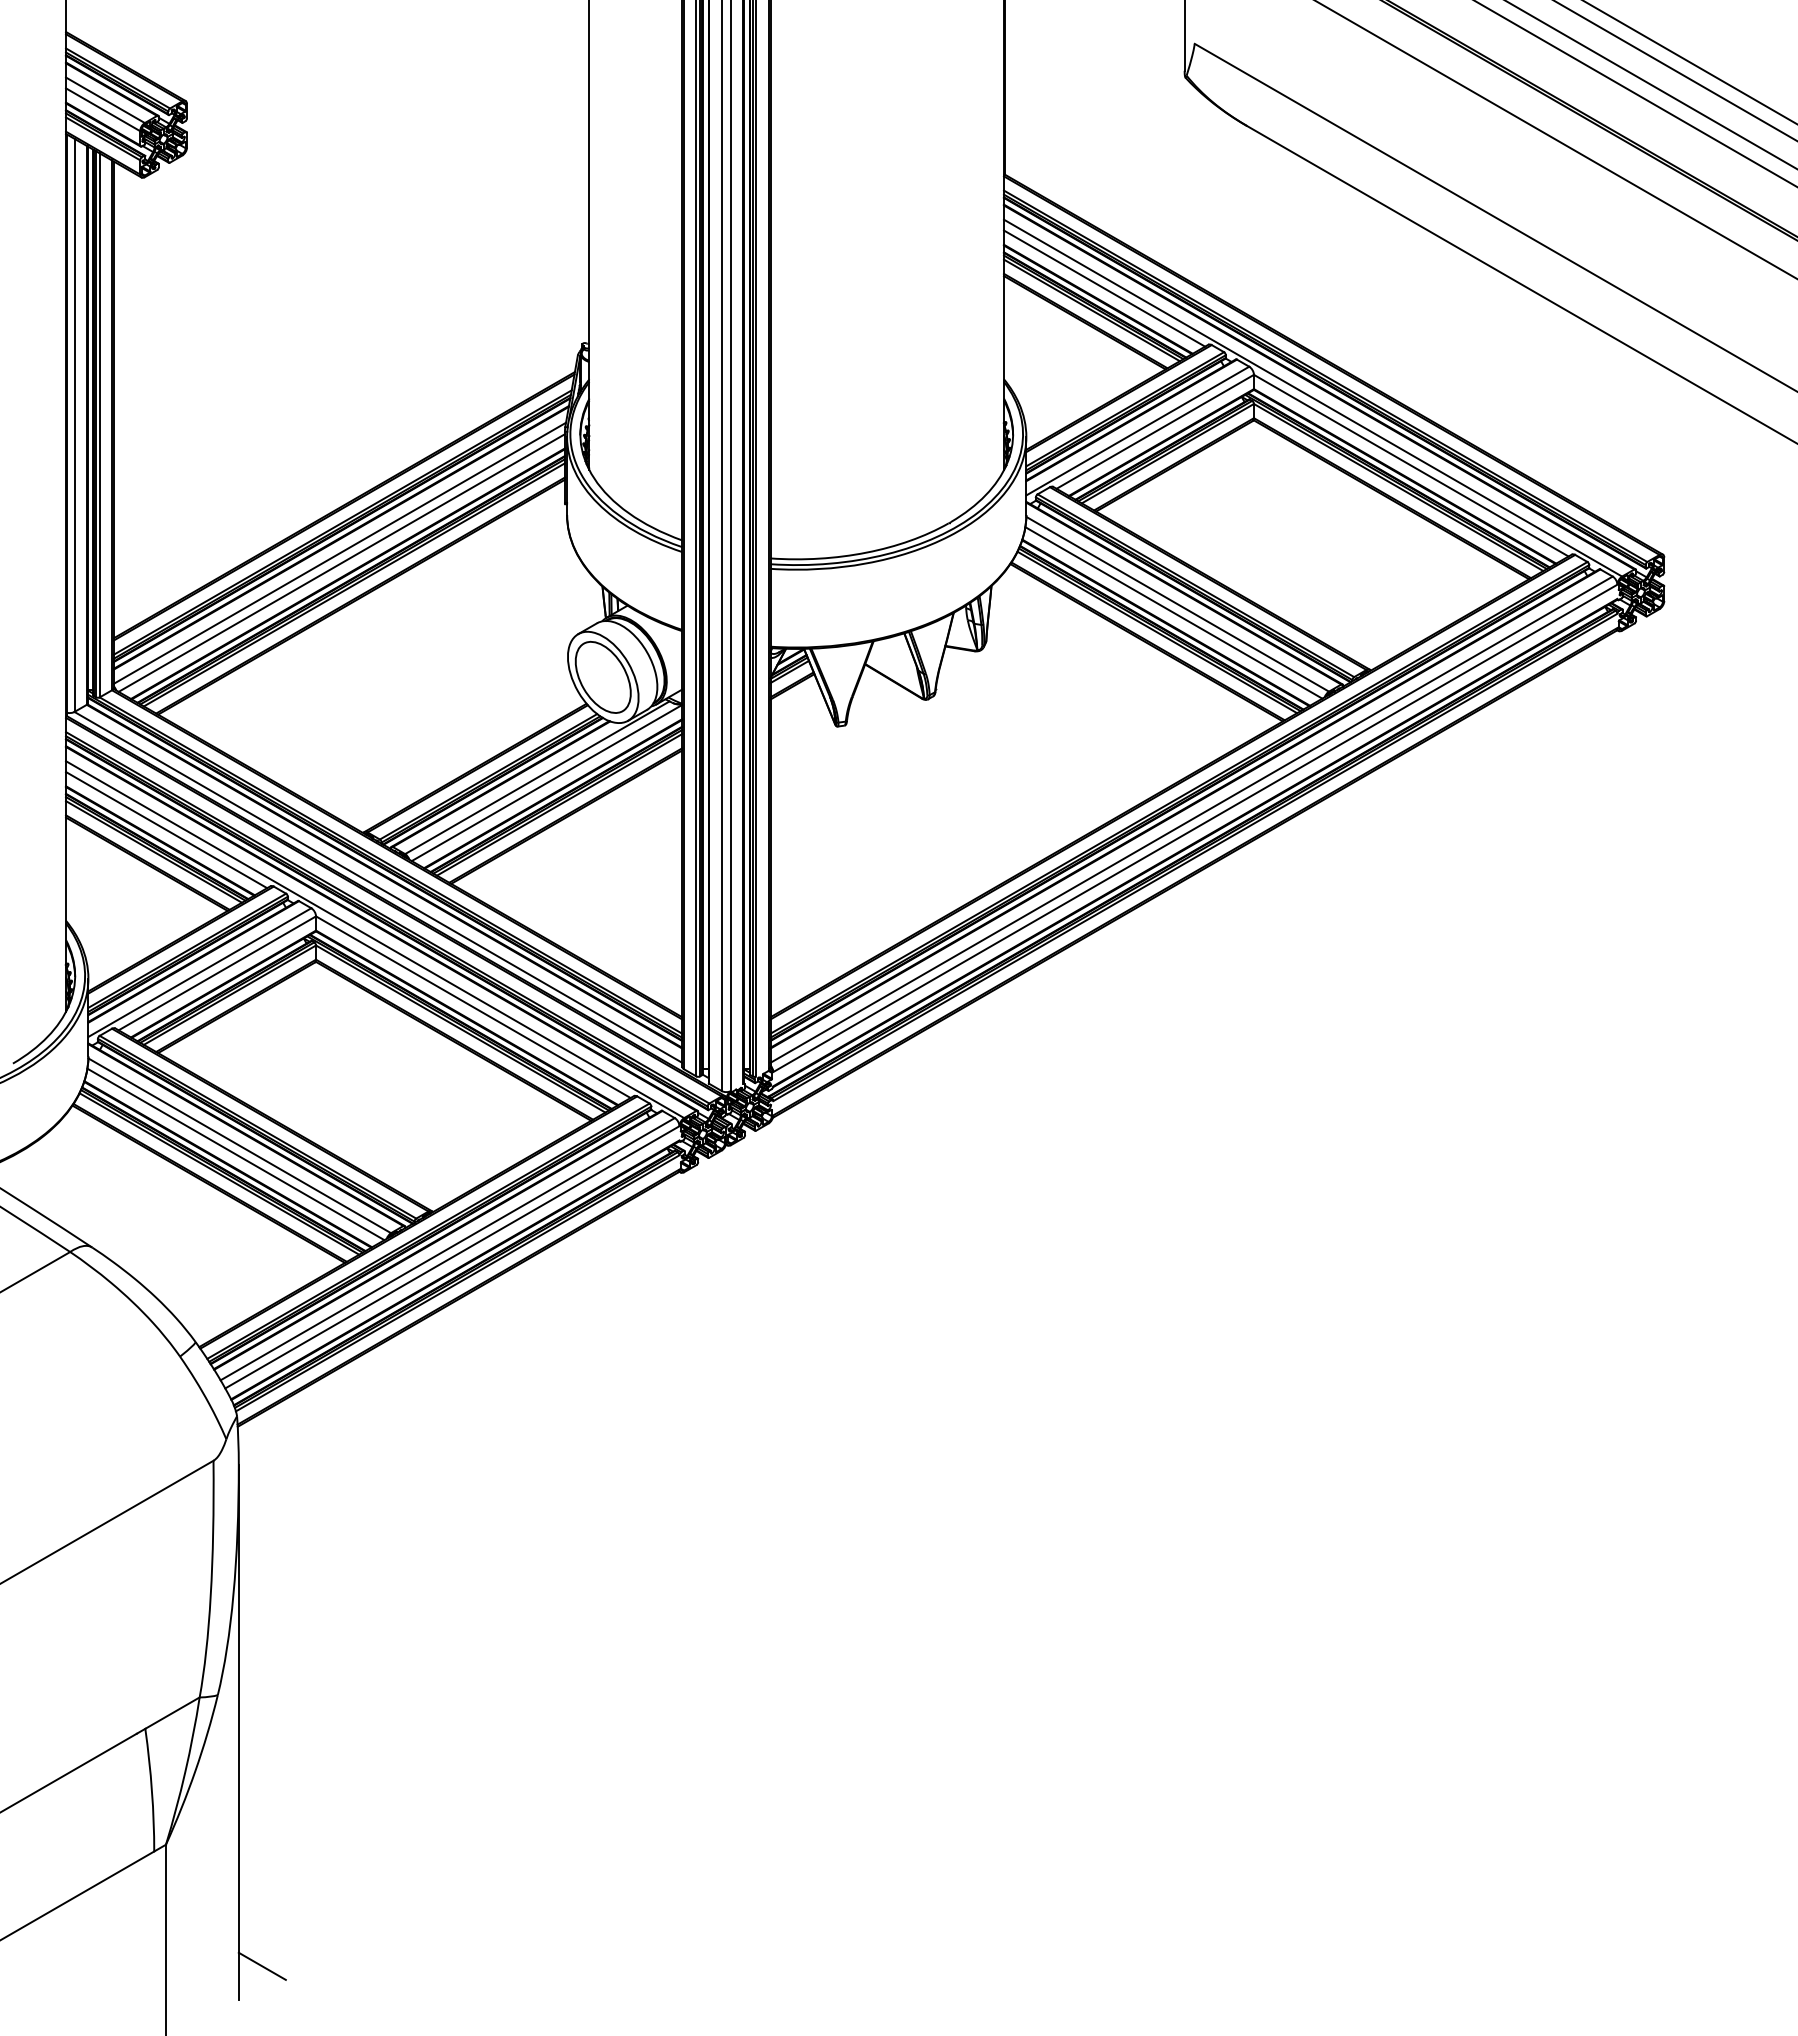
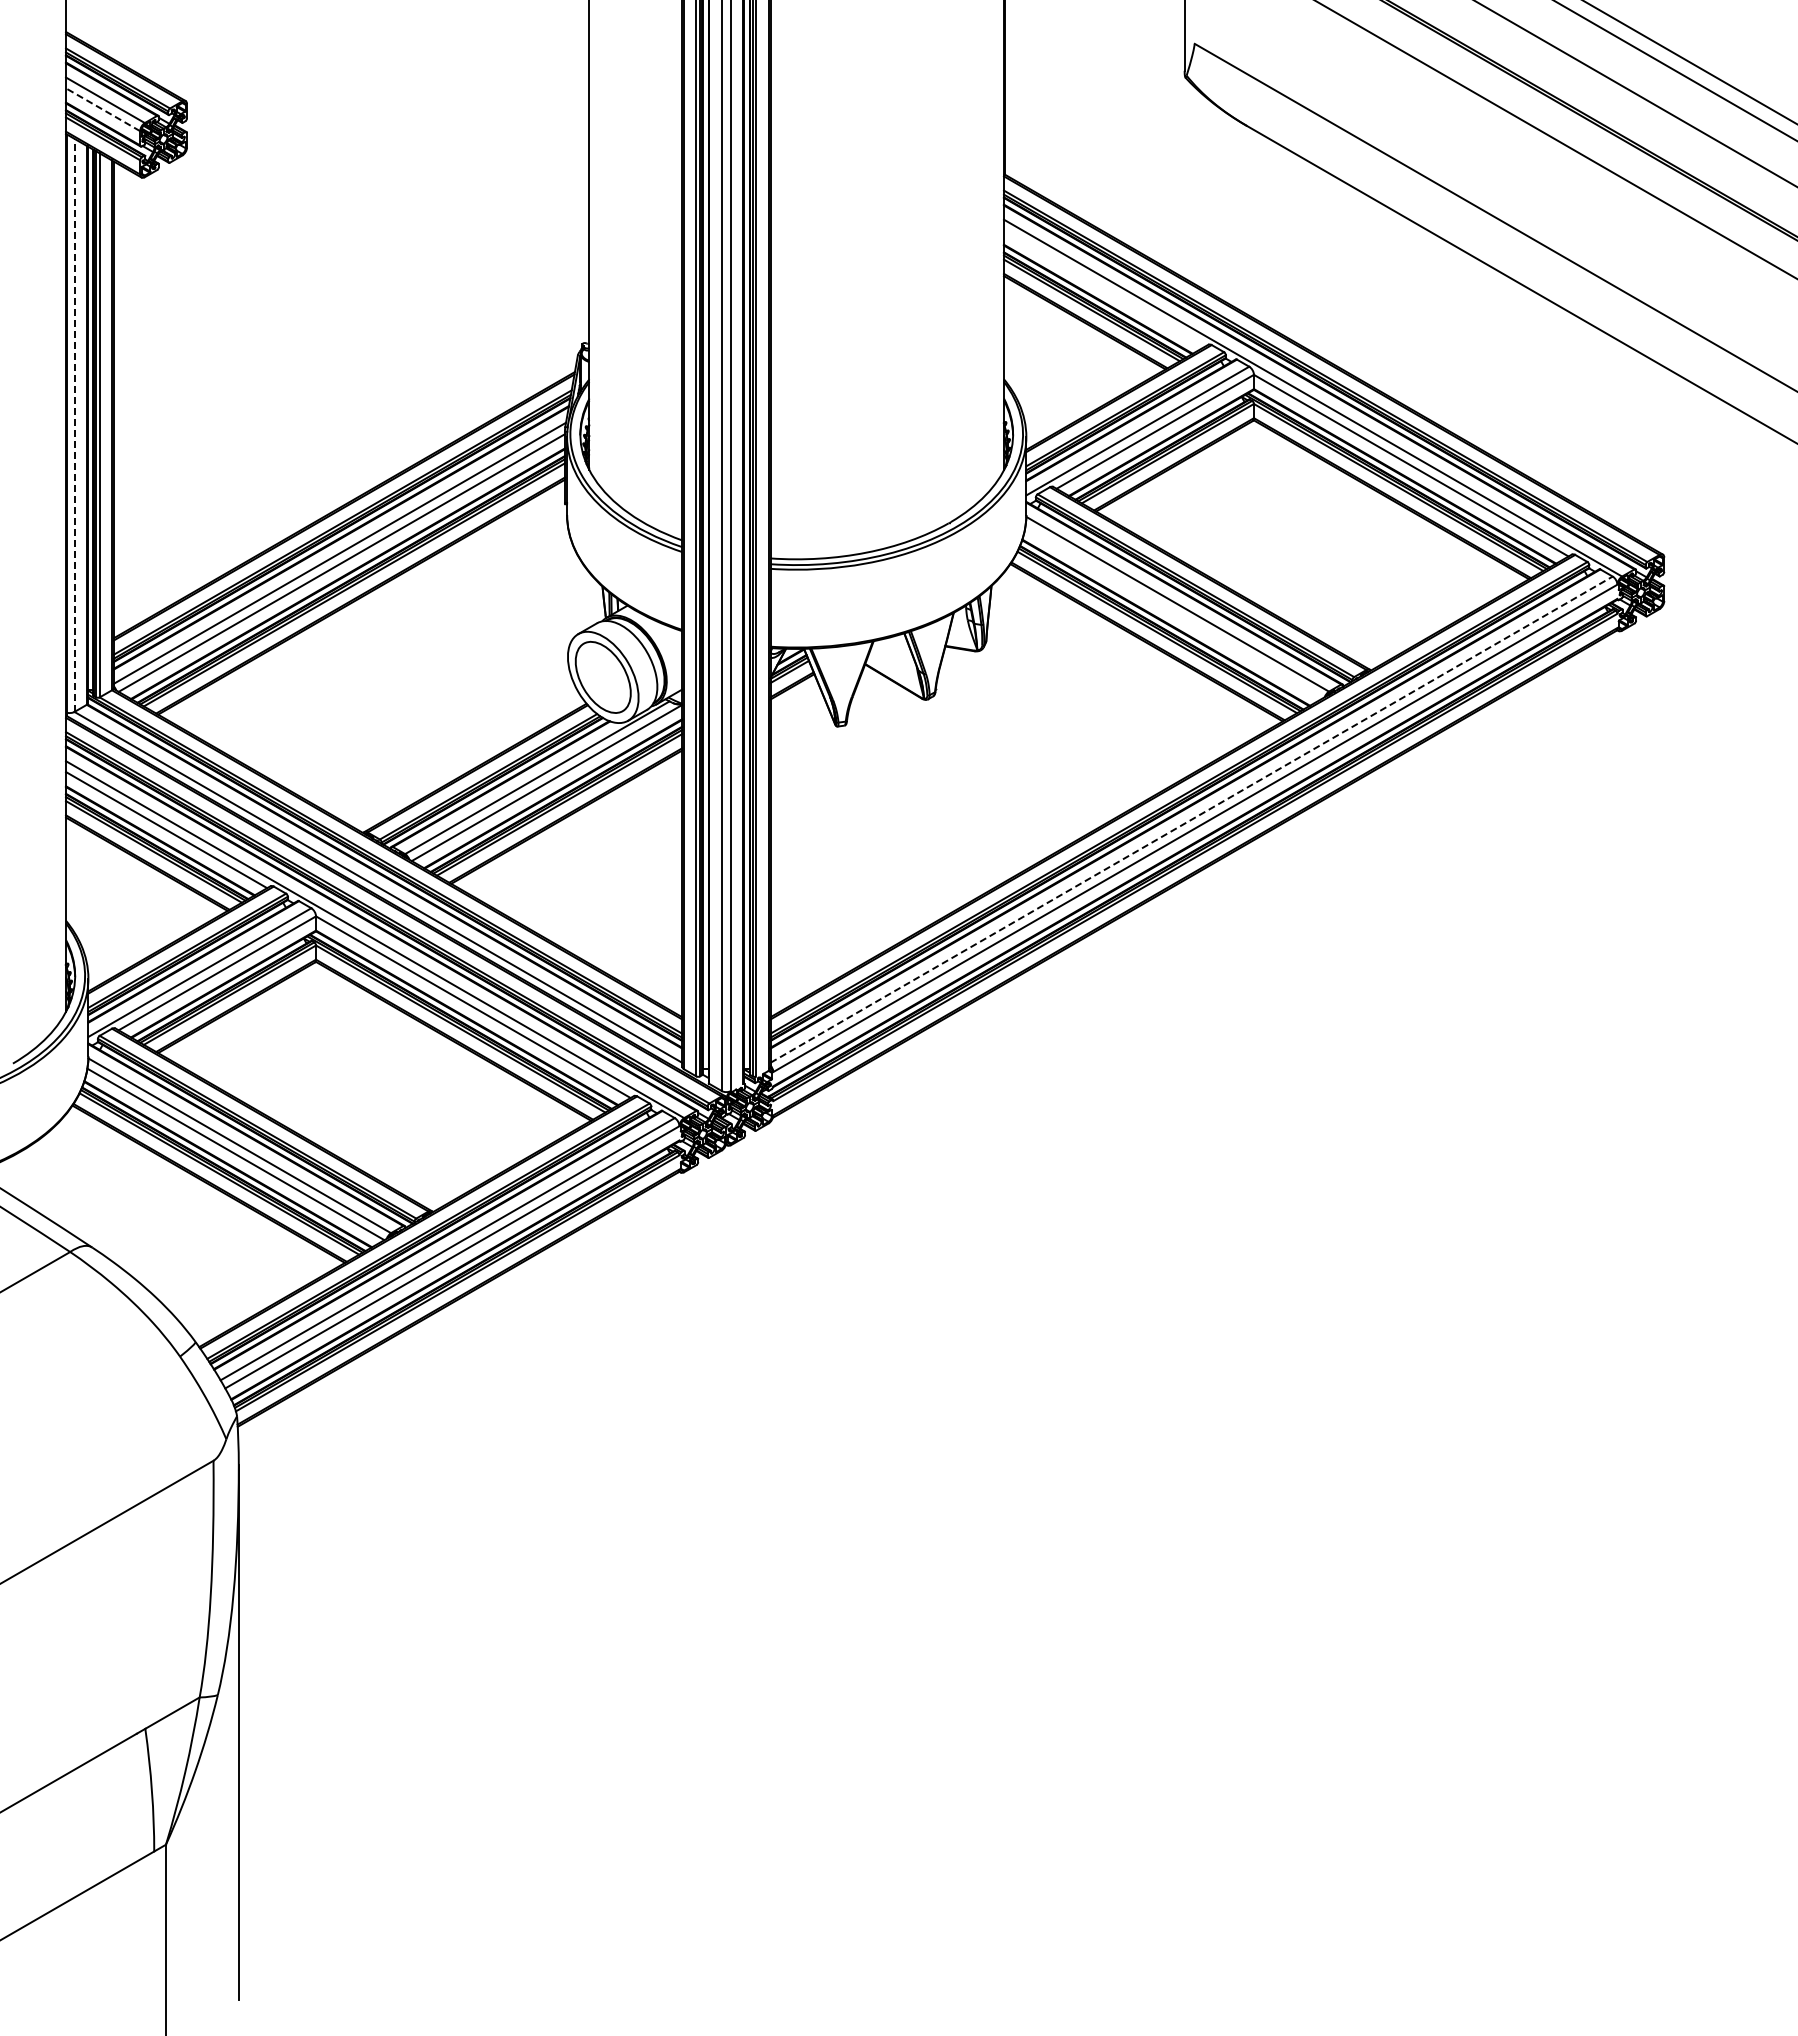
line: present -> none (1650, 84)
line: solid -> dashed (103, 109)
line: present -> none (1104, 288)
line: solid -> dashed (74, 425)
line: present -> none (1173, 612)
line: solid -> dashed (1192, 819)
line: present -> none (261, 1965)
